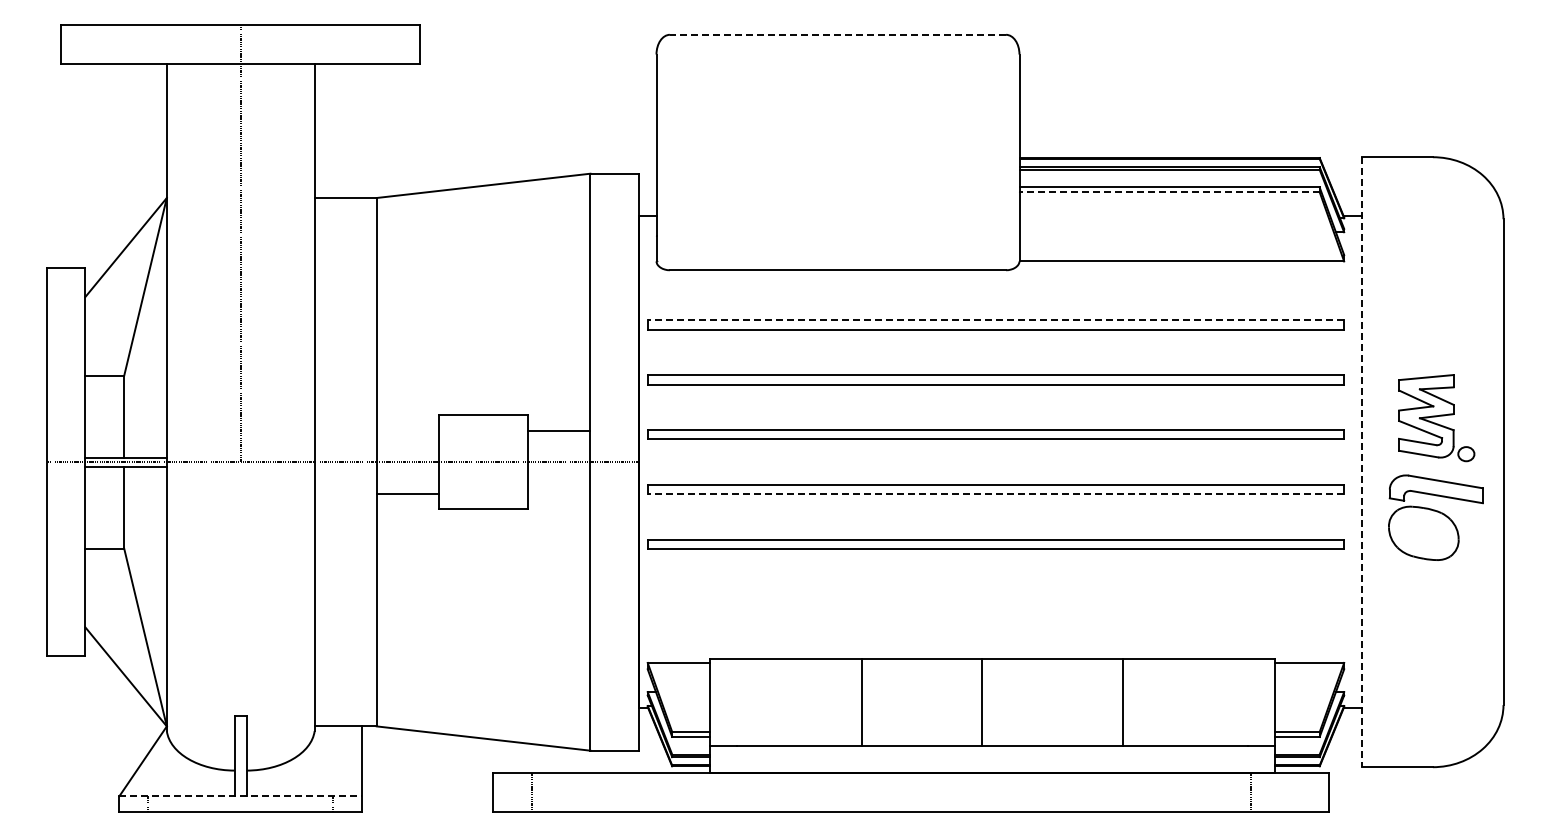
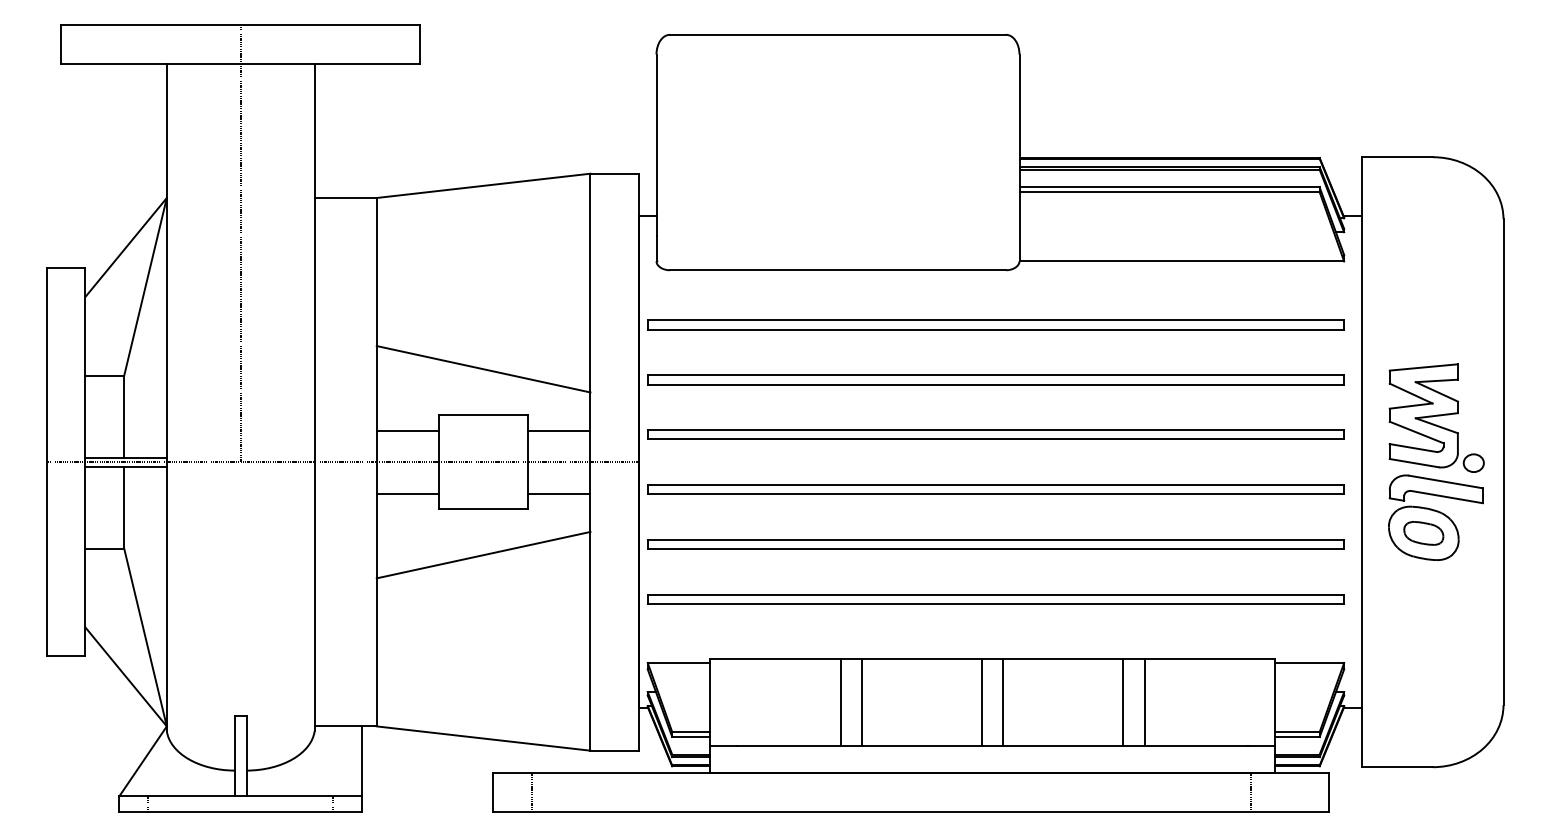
line: dashed -> solid (837, 34)
line: dashed -> solid (1169, 192)
line: dashed -> solid (995, 320)
line: none -> present (483, 369)
part size: 78x89 px -> 97x110 px (1436, 417)
line: none -> present (407, 430)
line: dashed -> solid (1362, 462)
line: none -> present (559, 493)
line: dashed -> solid (995, 494)
part: none -> present (1423, 533)
line: none -> present (483, 554)
part: none -> present (995, 599)
line: none -> present (840, 701)
line: none -> present (1003, 701)
line: none -> present (1144, 701)
line: dashed -> solid (241, 796)
